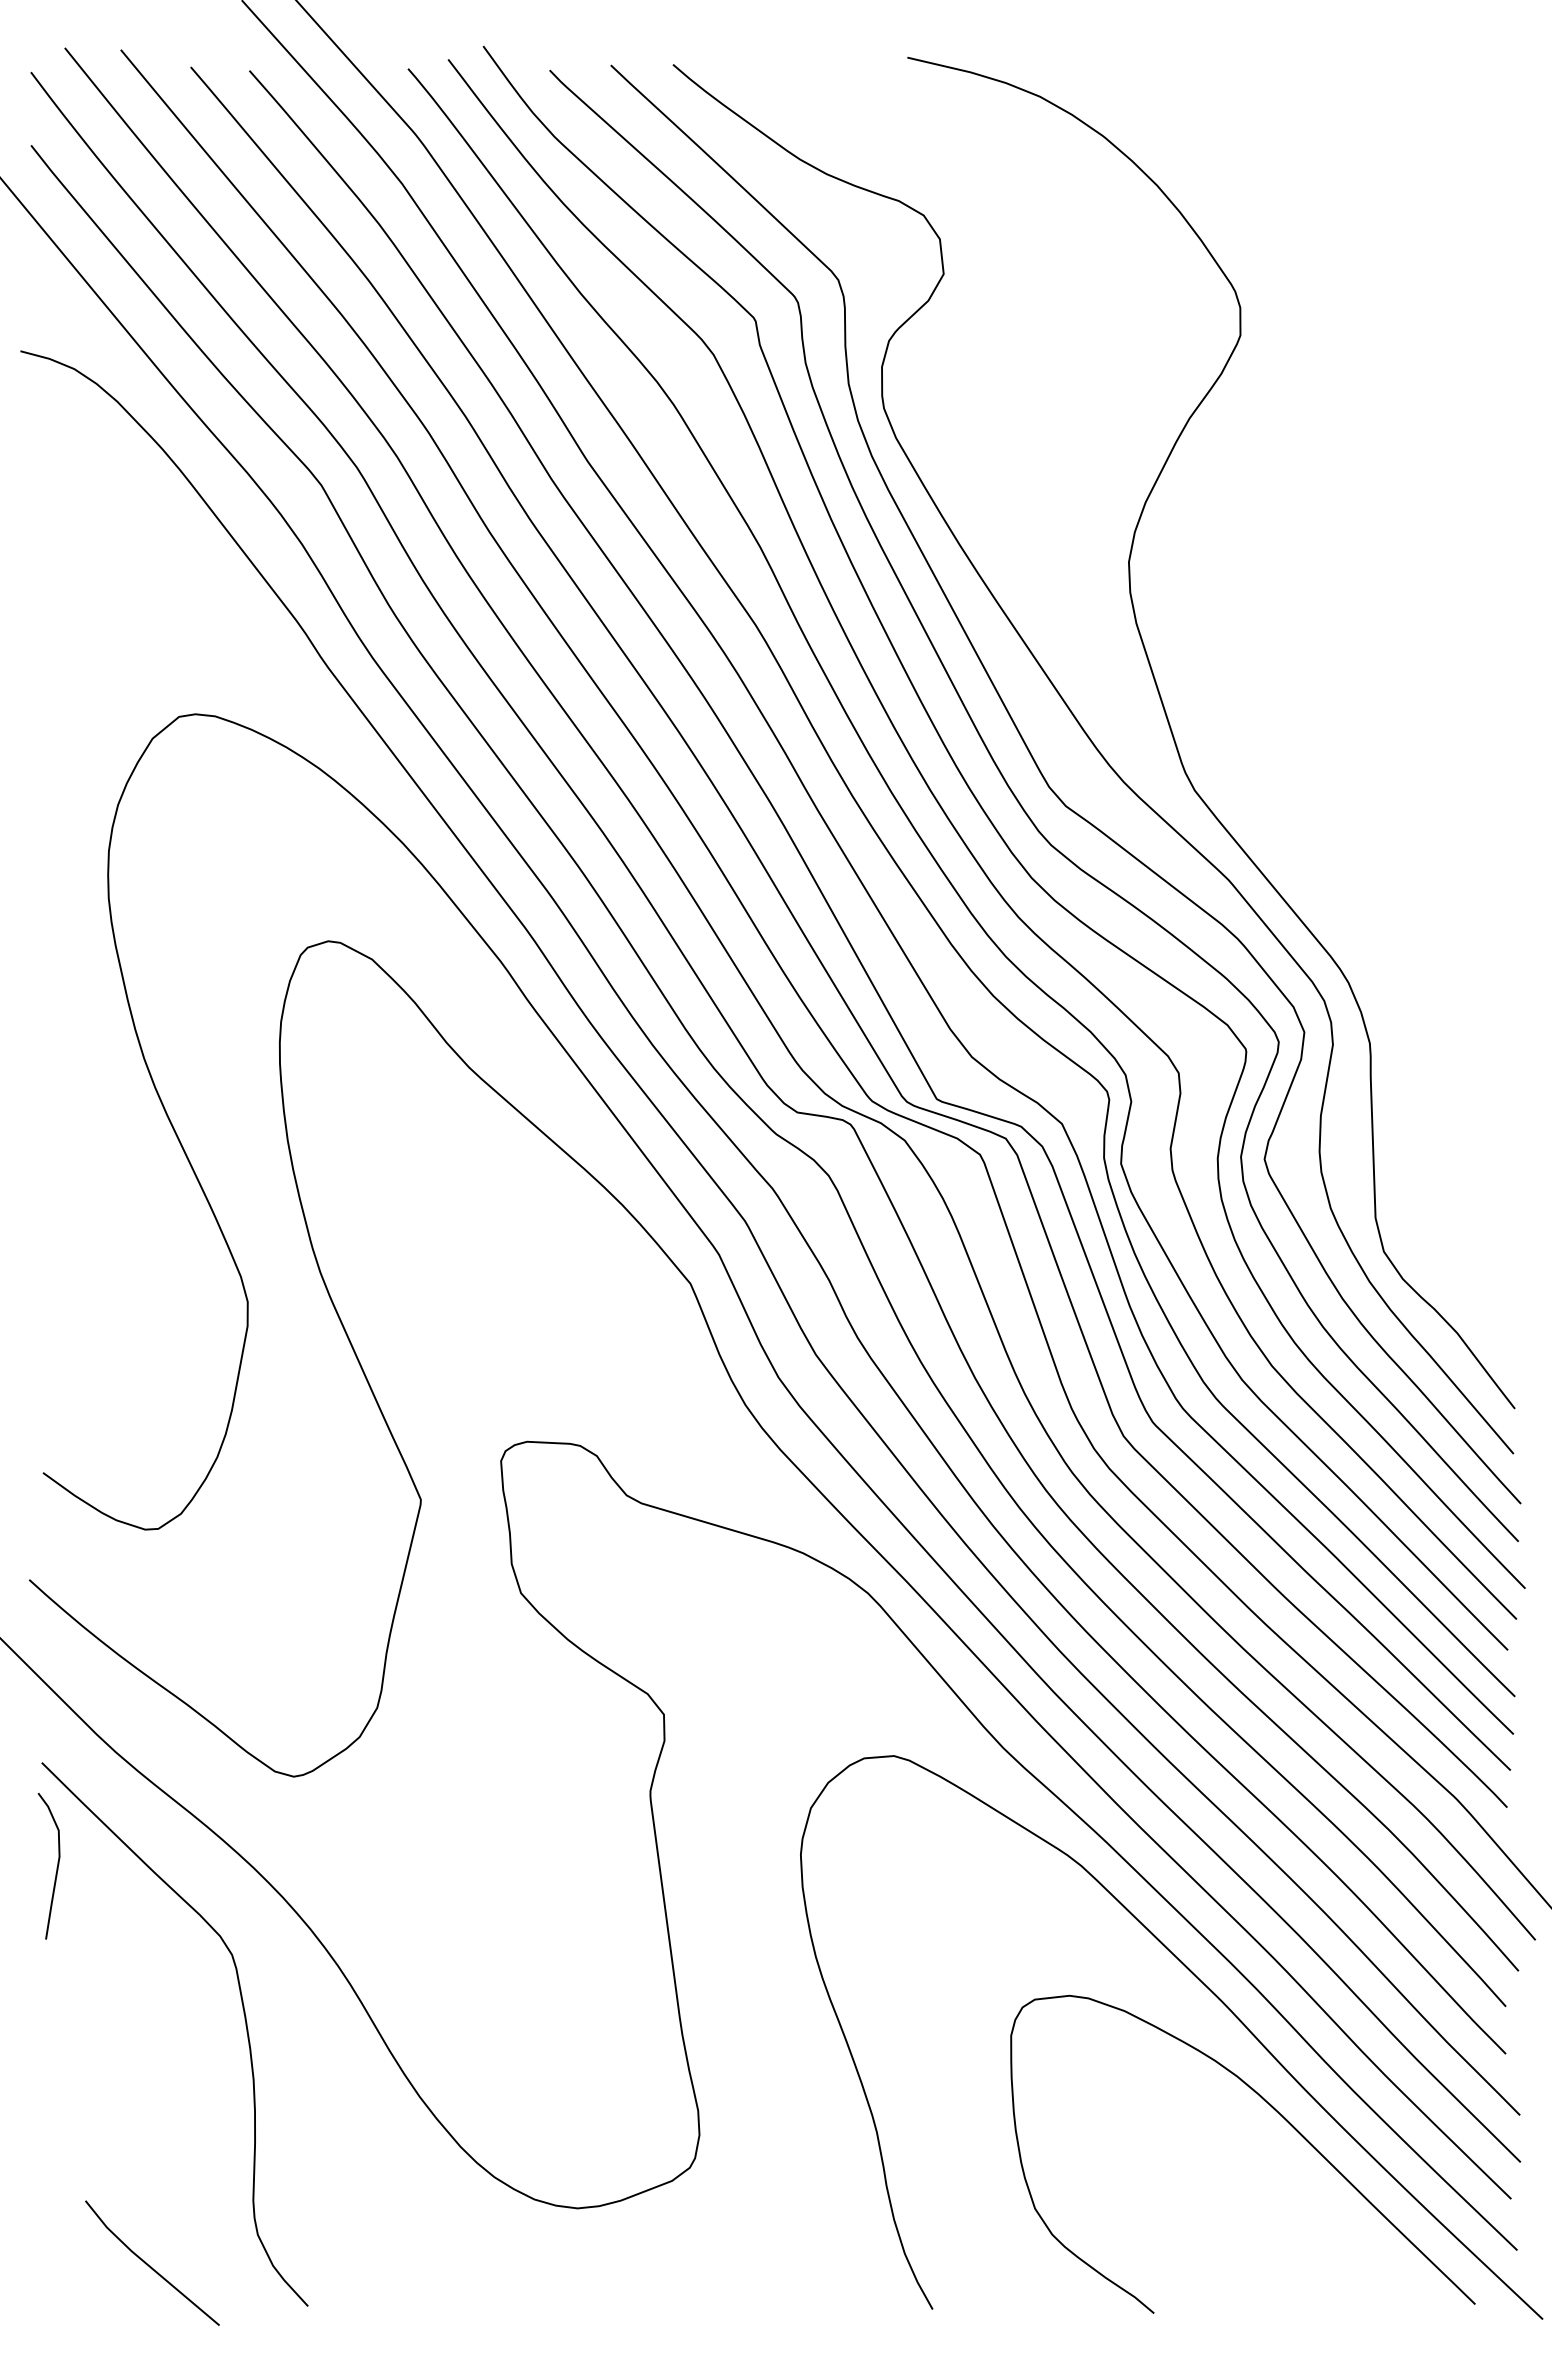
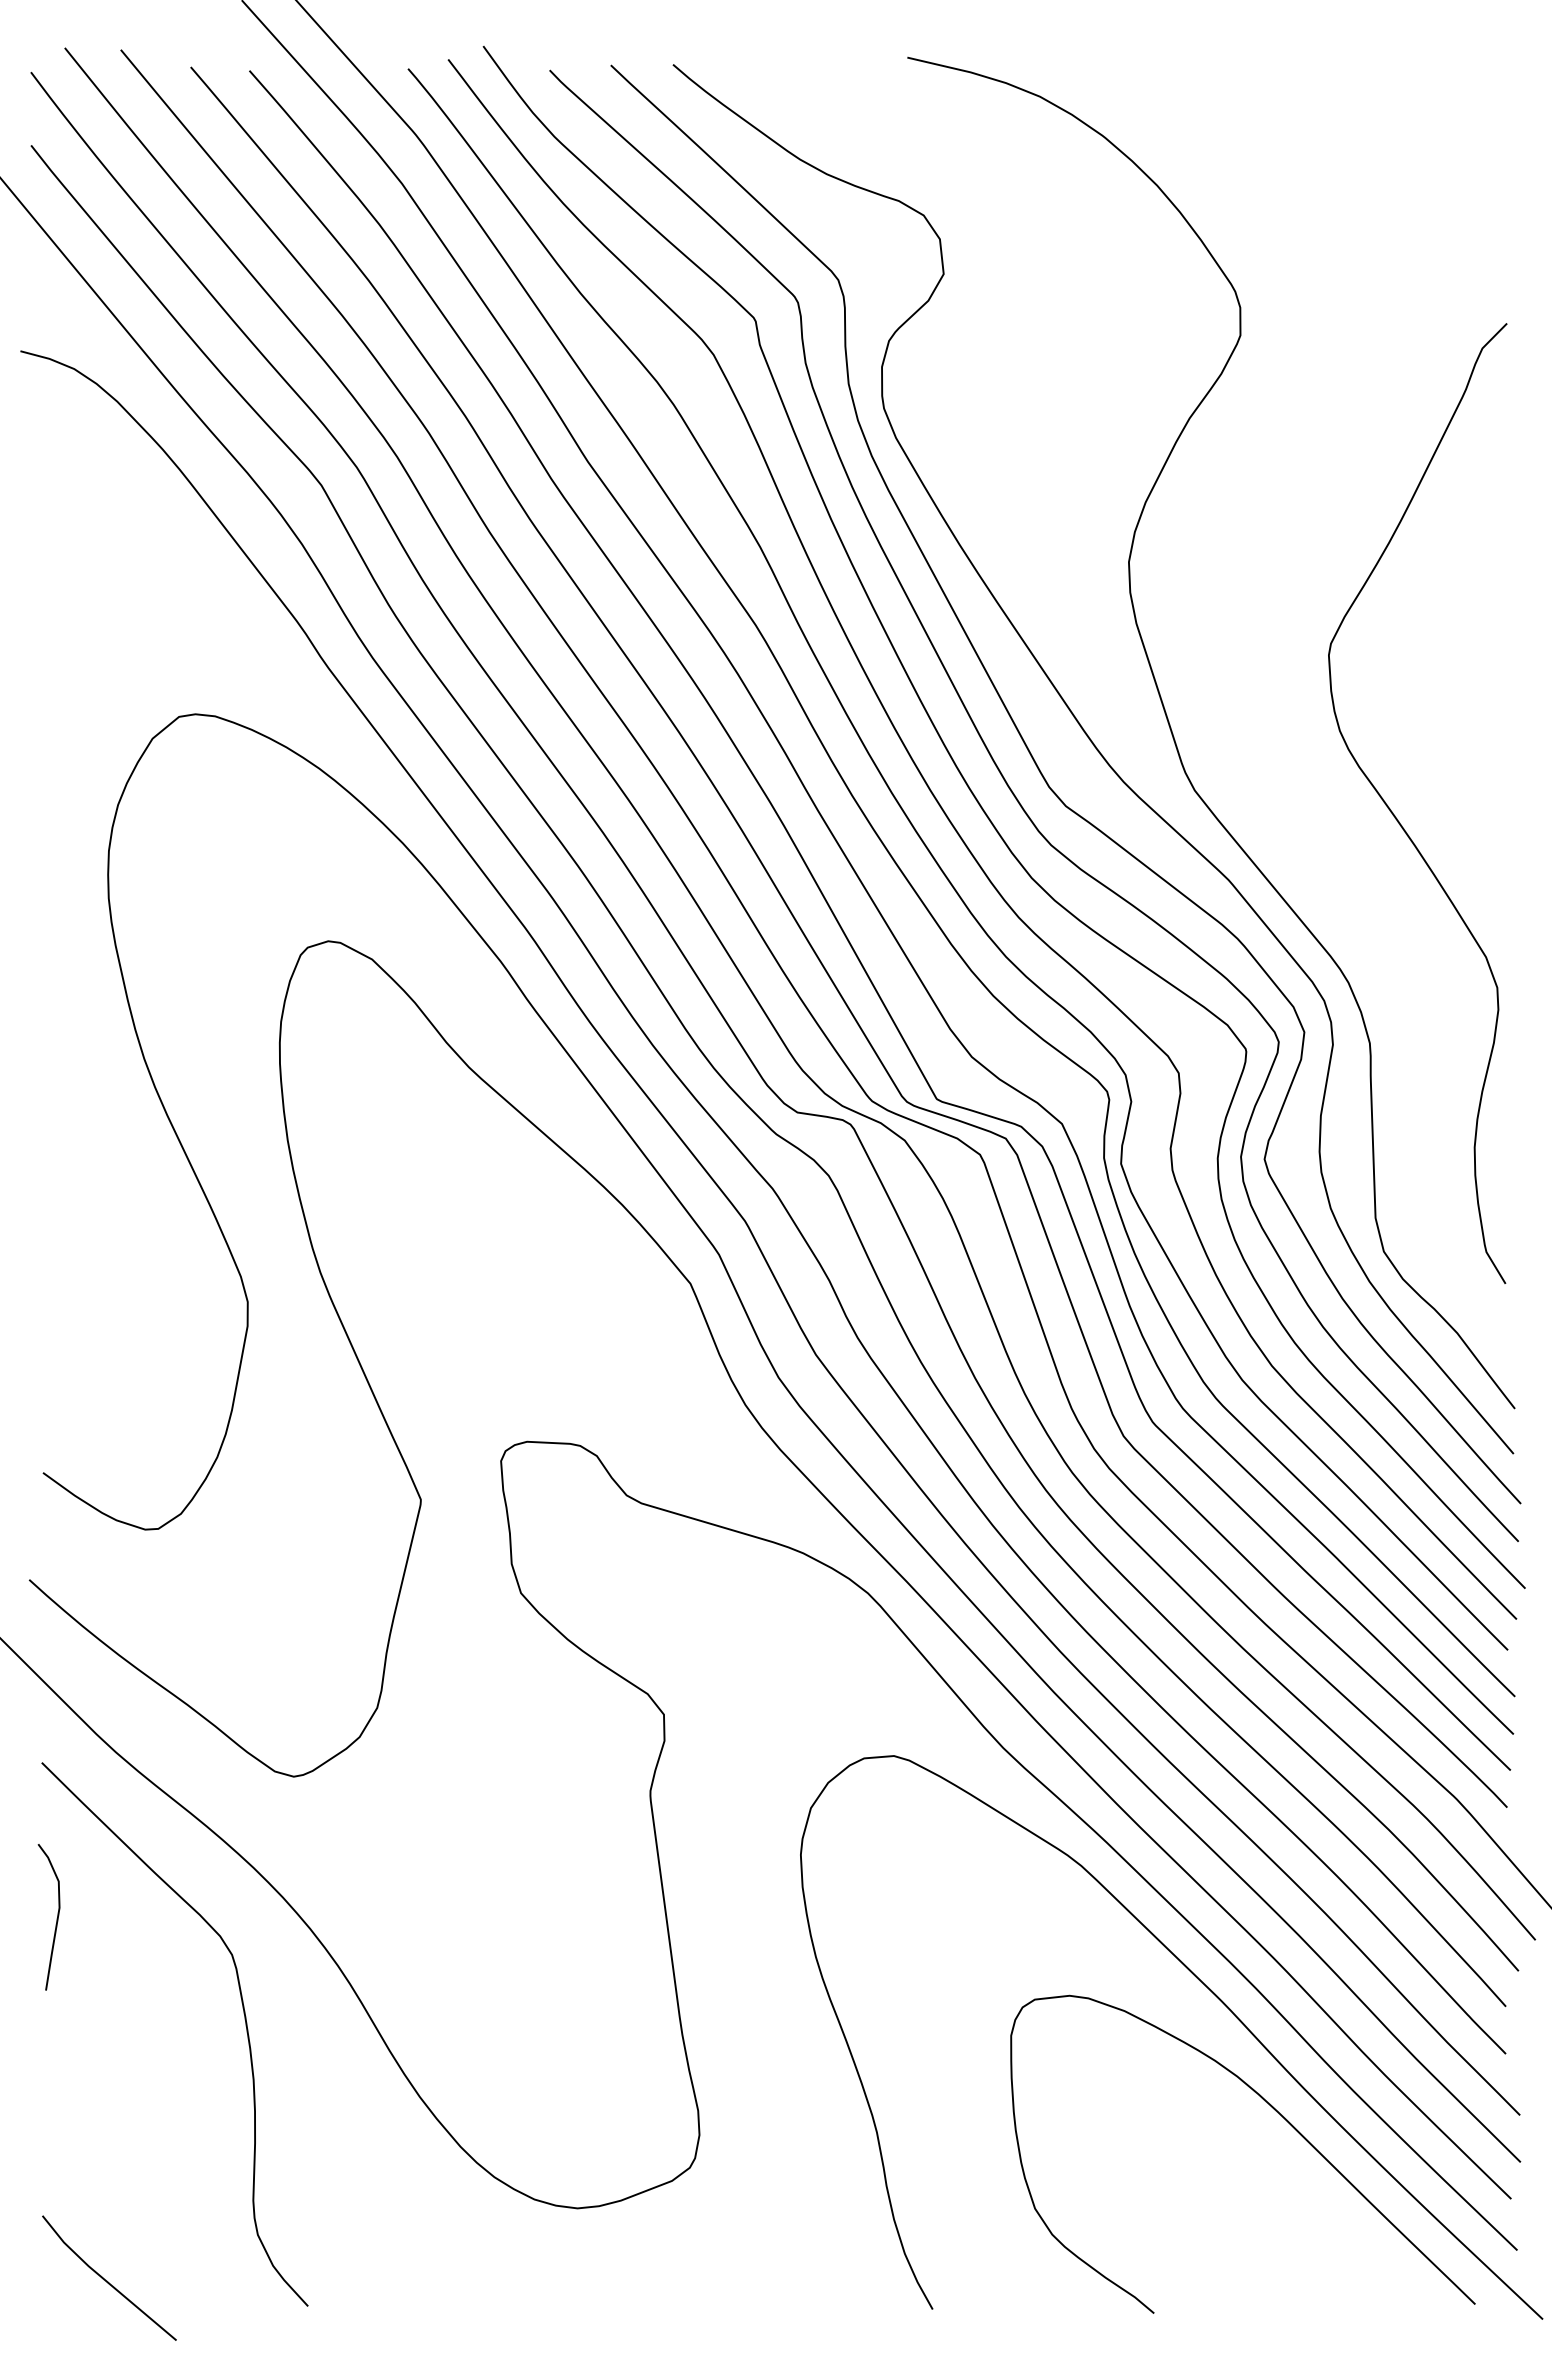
curve: none -> present (1397, 818)
curve position: (56, 1867) -> (56, 1918) (56, 1918)
line position: (150, 2265) -> (107, 2280) (107, 2280)
